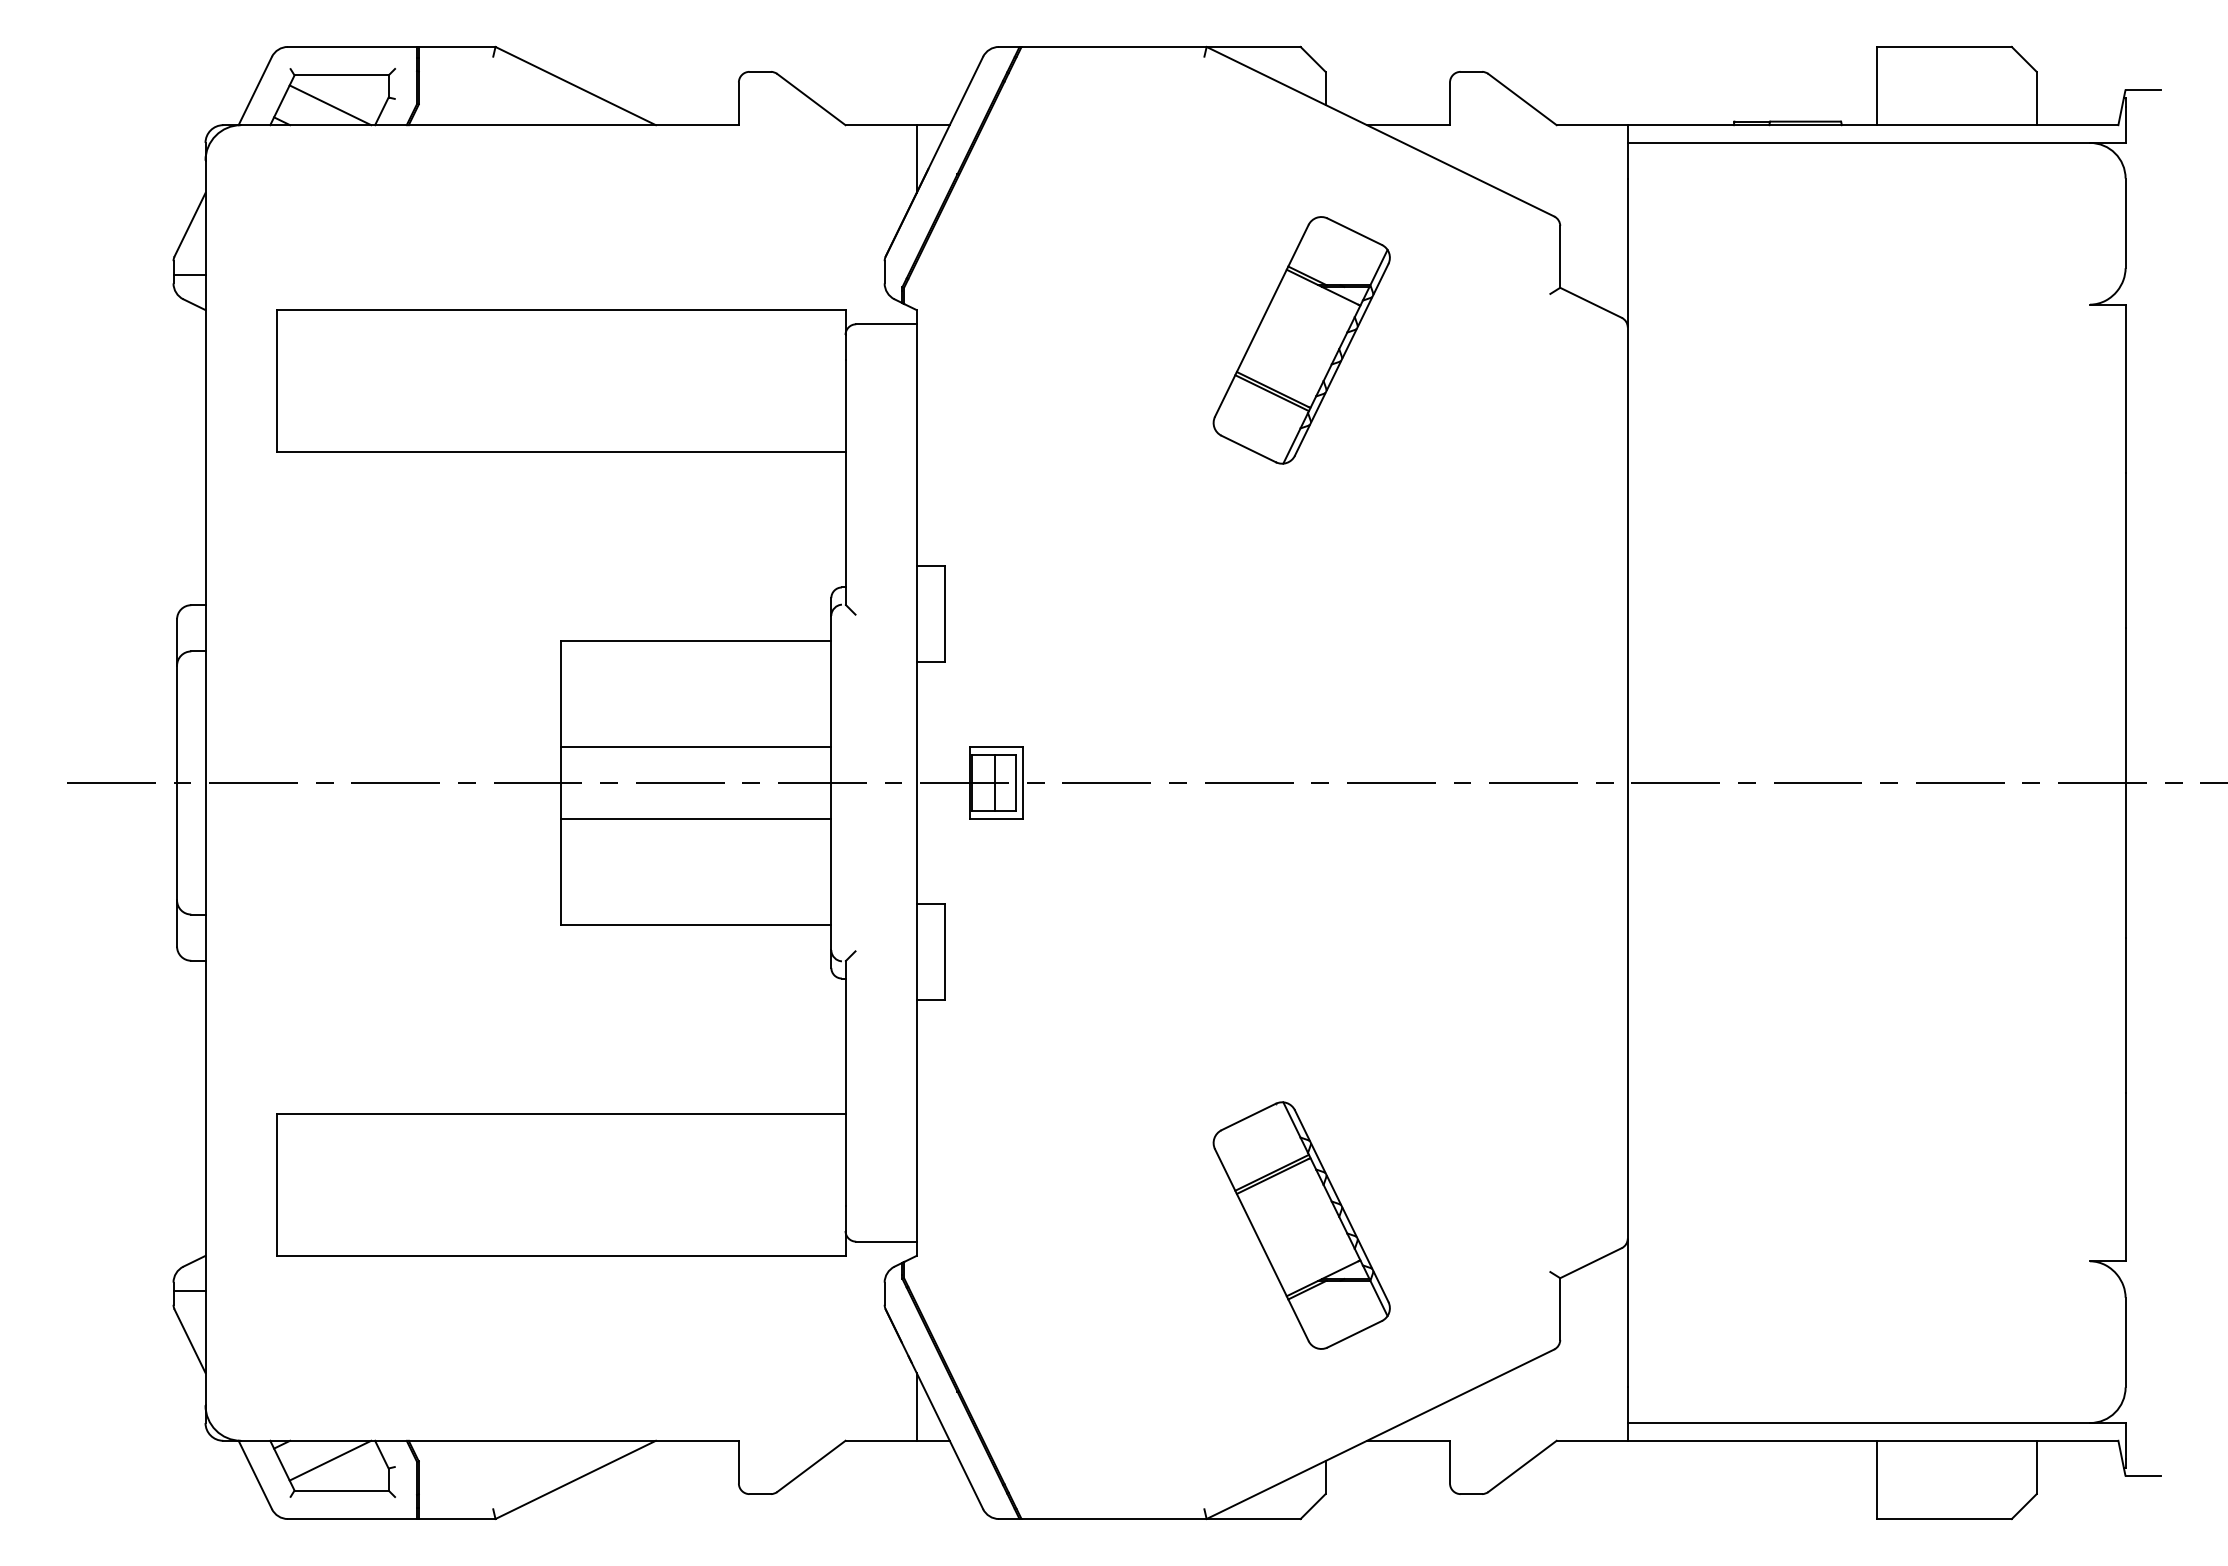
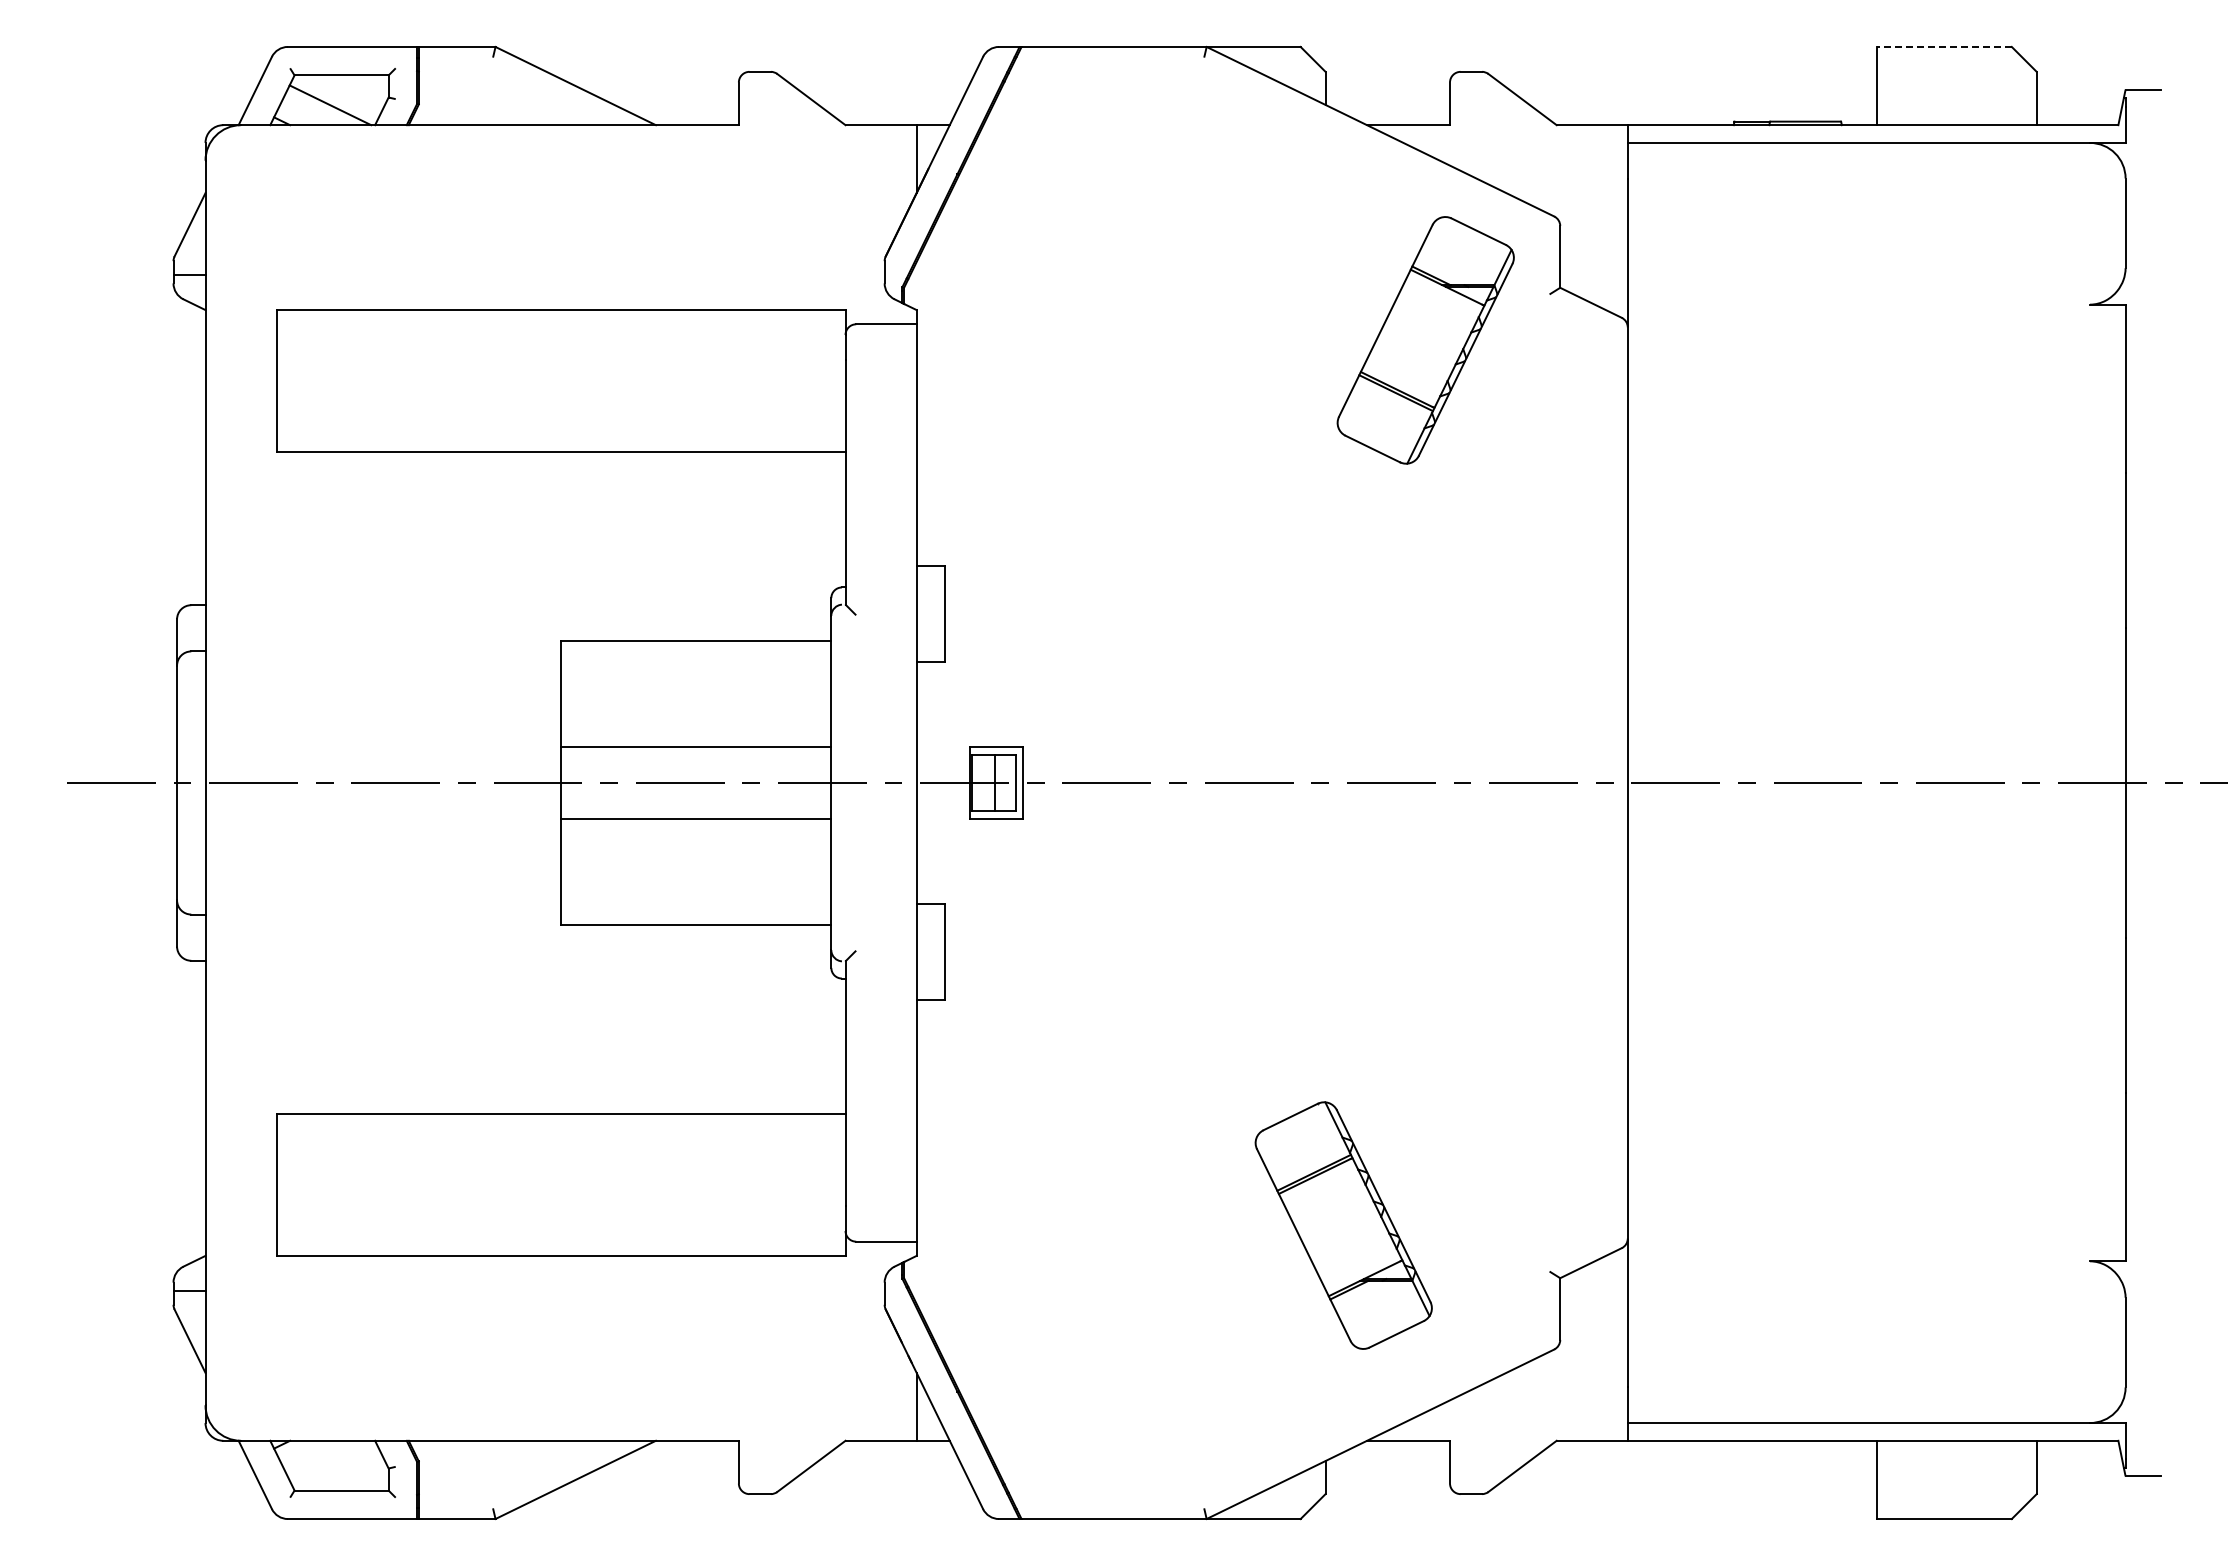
line: solid -> dashed (1944, 46)
part position: (1301, 340) -> (1425, 340) (1425, 340)
part position: (1301, 1225) -> (1343, 1225) (1343, 1225)
line: present -> none (330, 1460)
